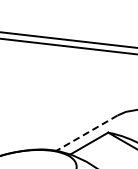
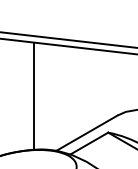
line: none -> present (34, 96)
line: dashed -> solid (86, 133)
